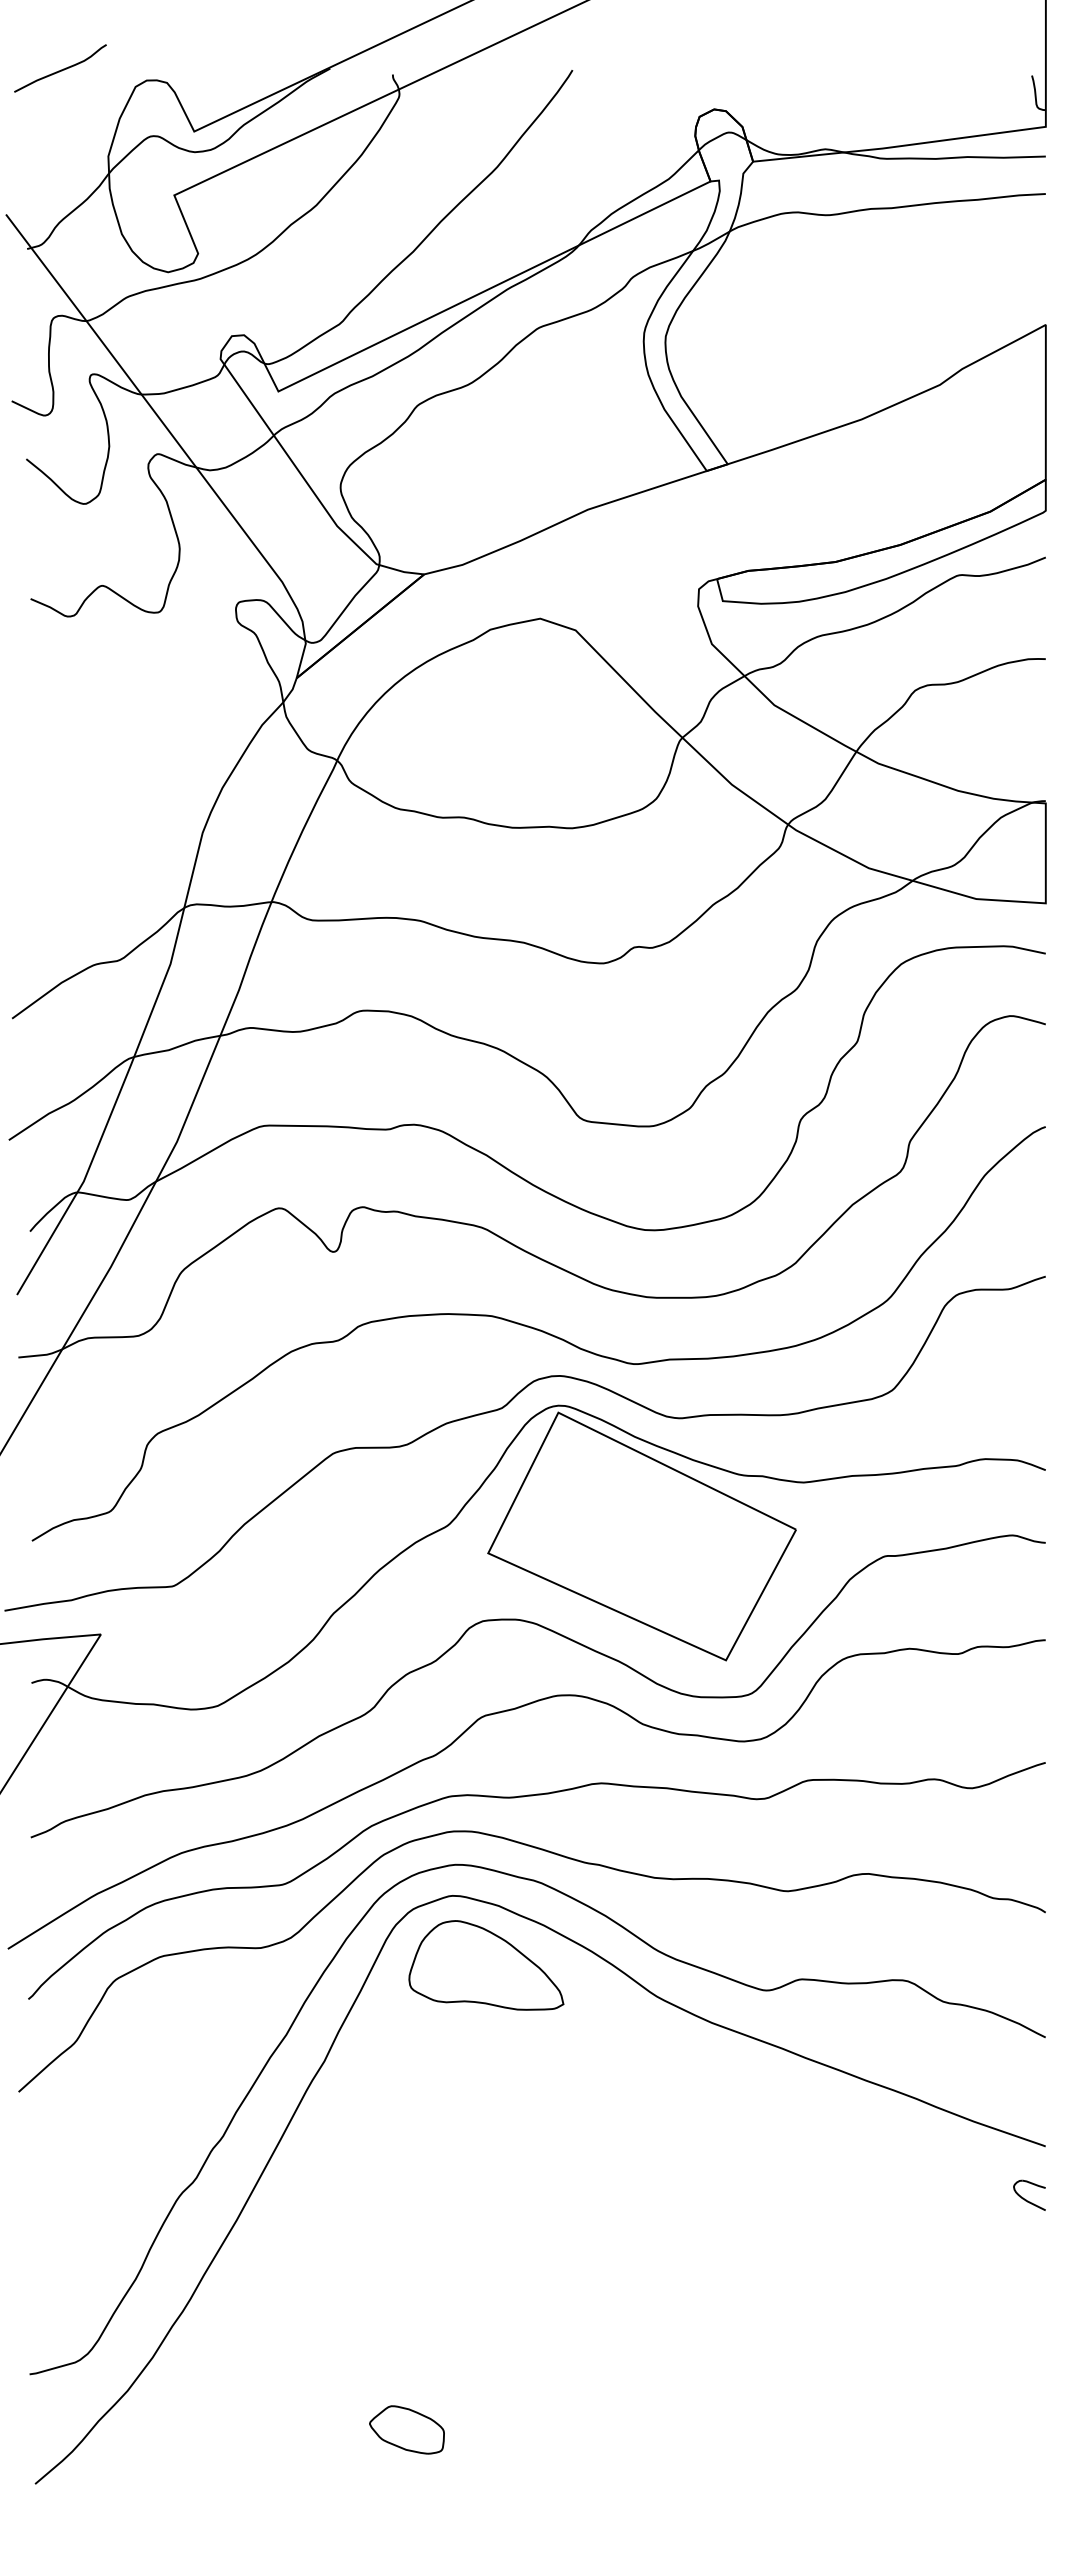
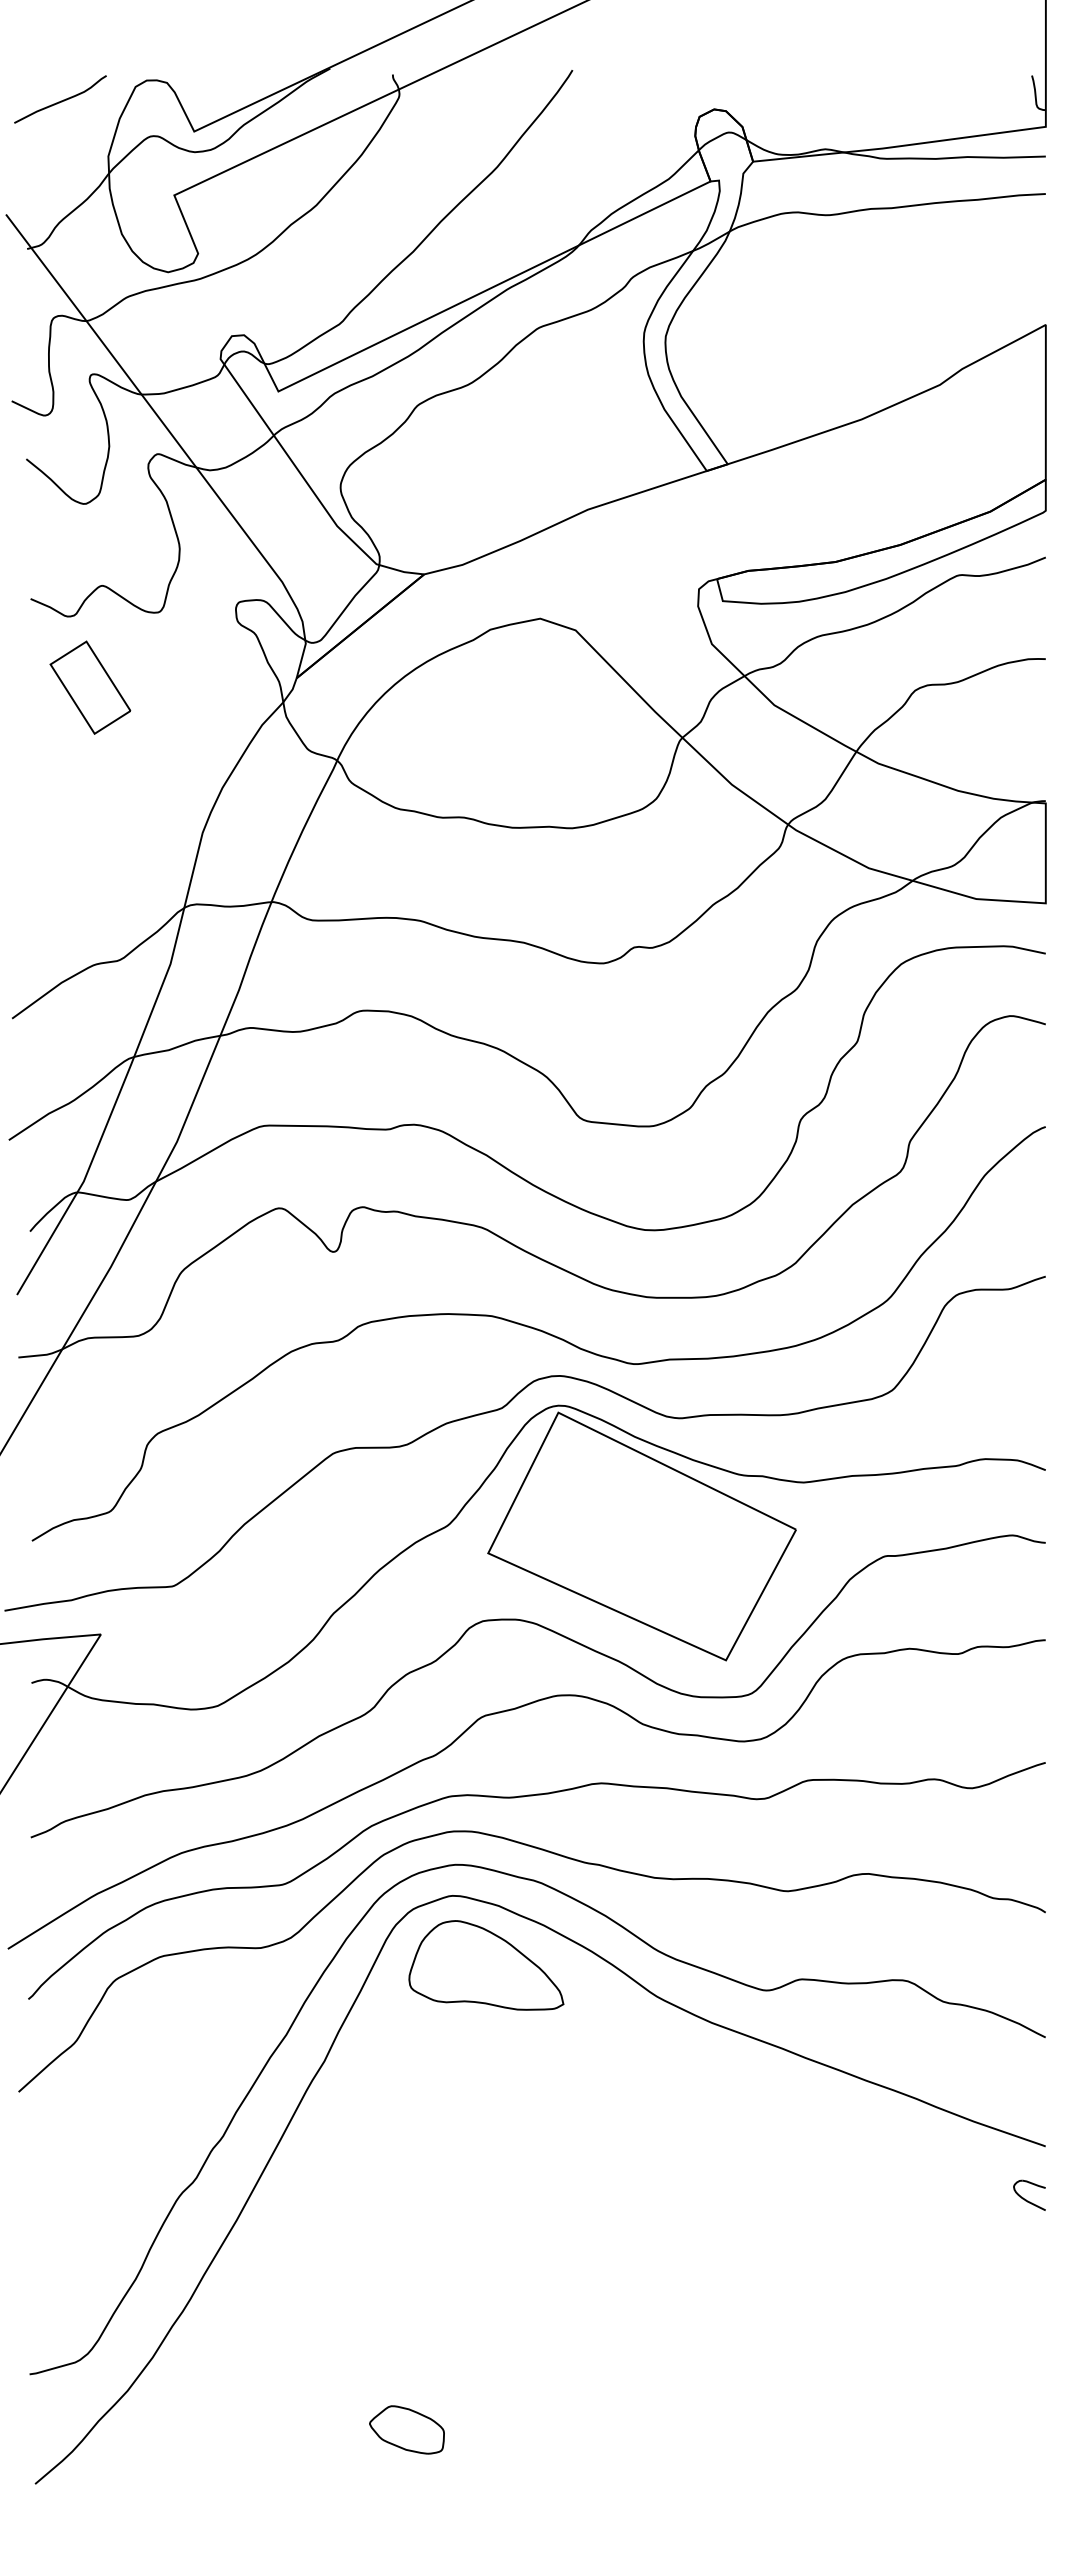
curve position: (61, 69) -> (61, 100) (61, 100)
part: none -> present (90, 687)
